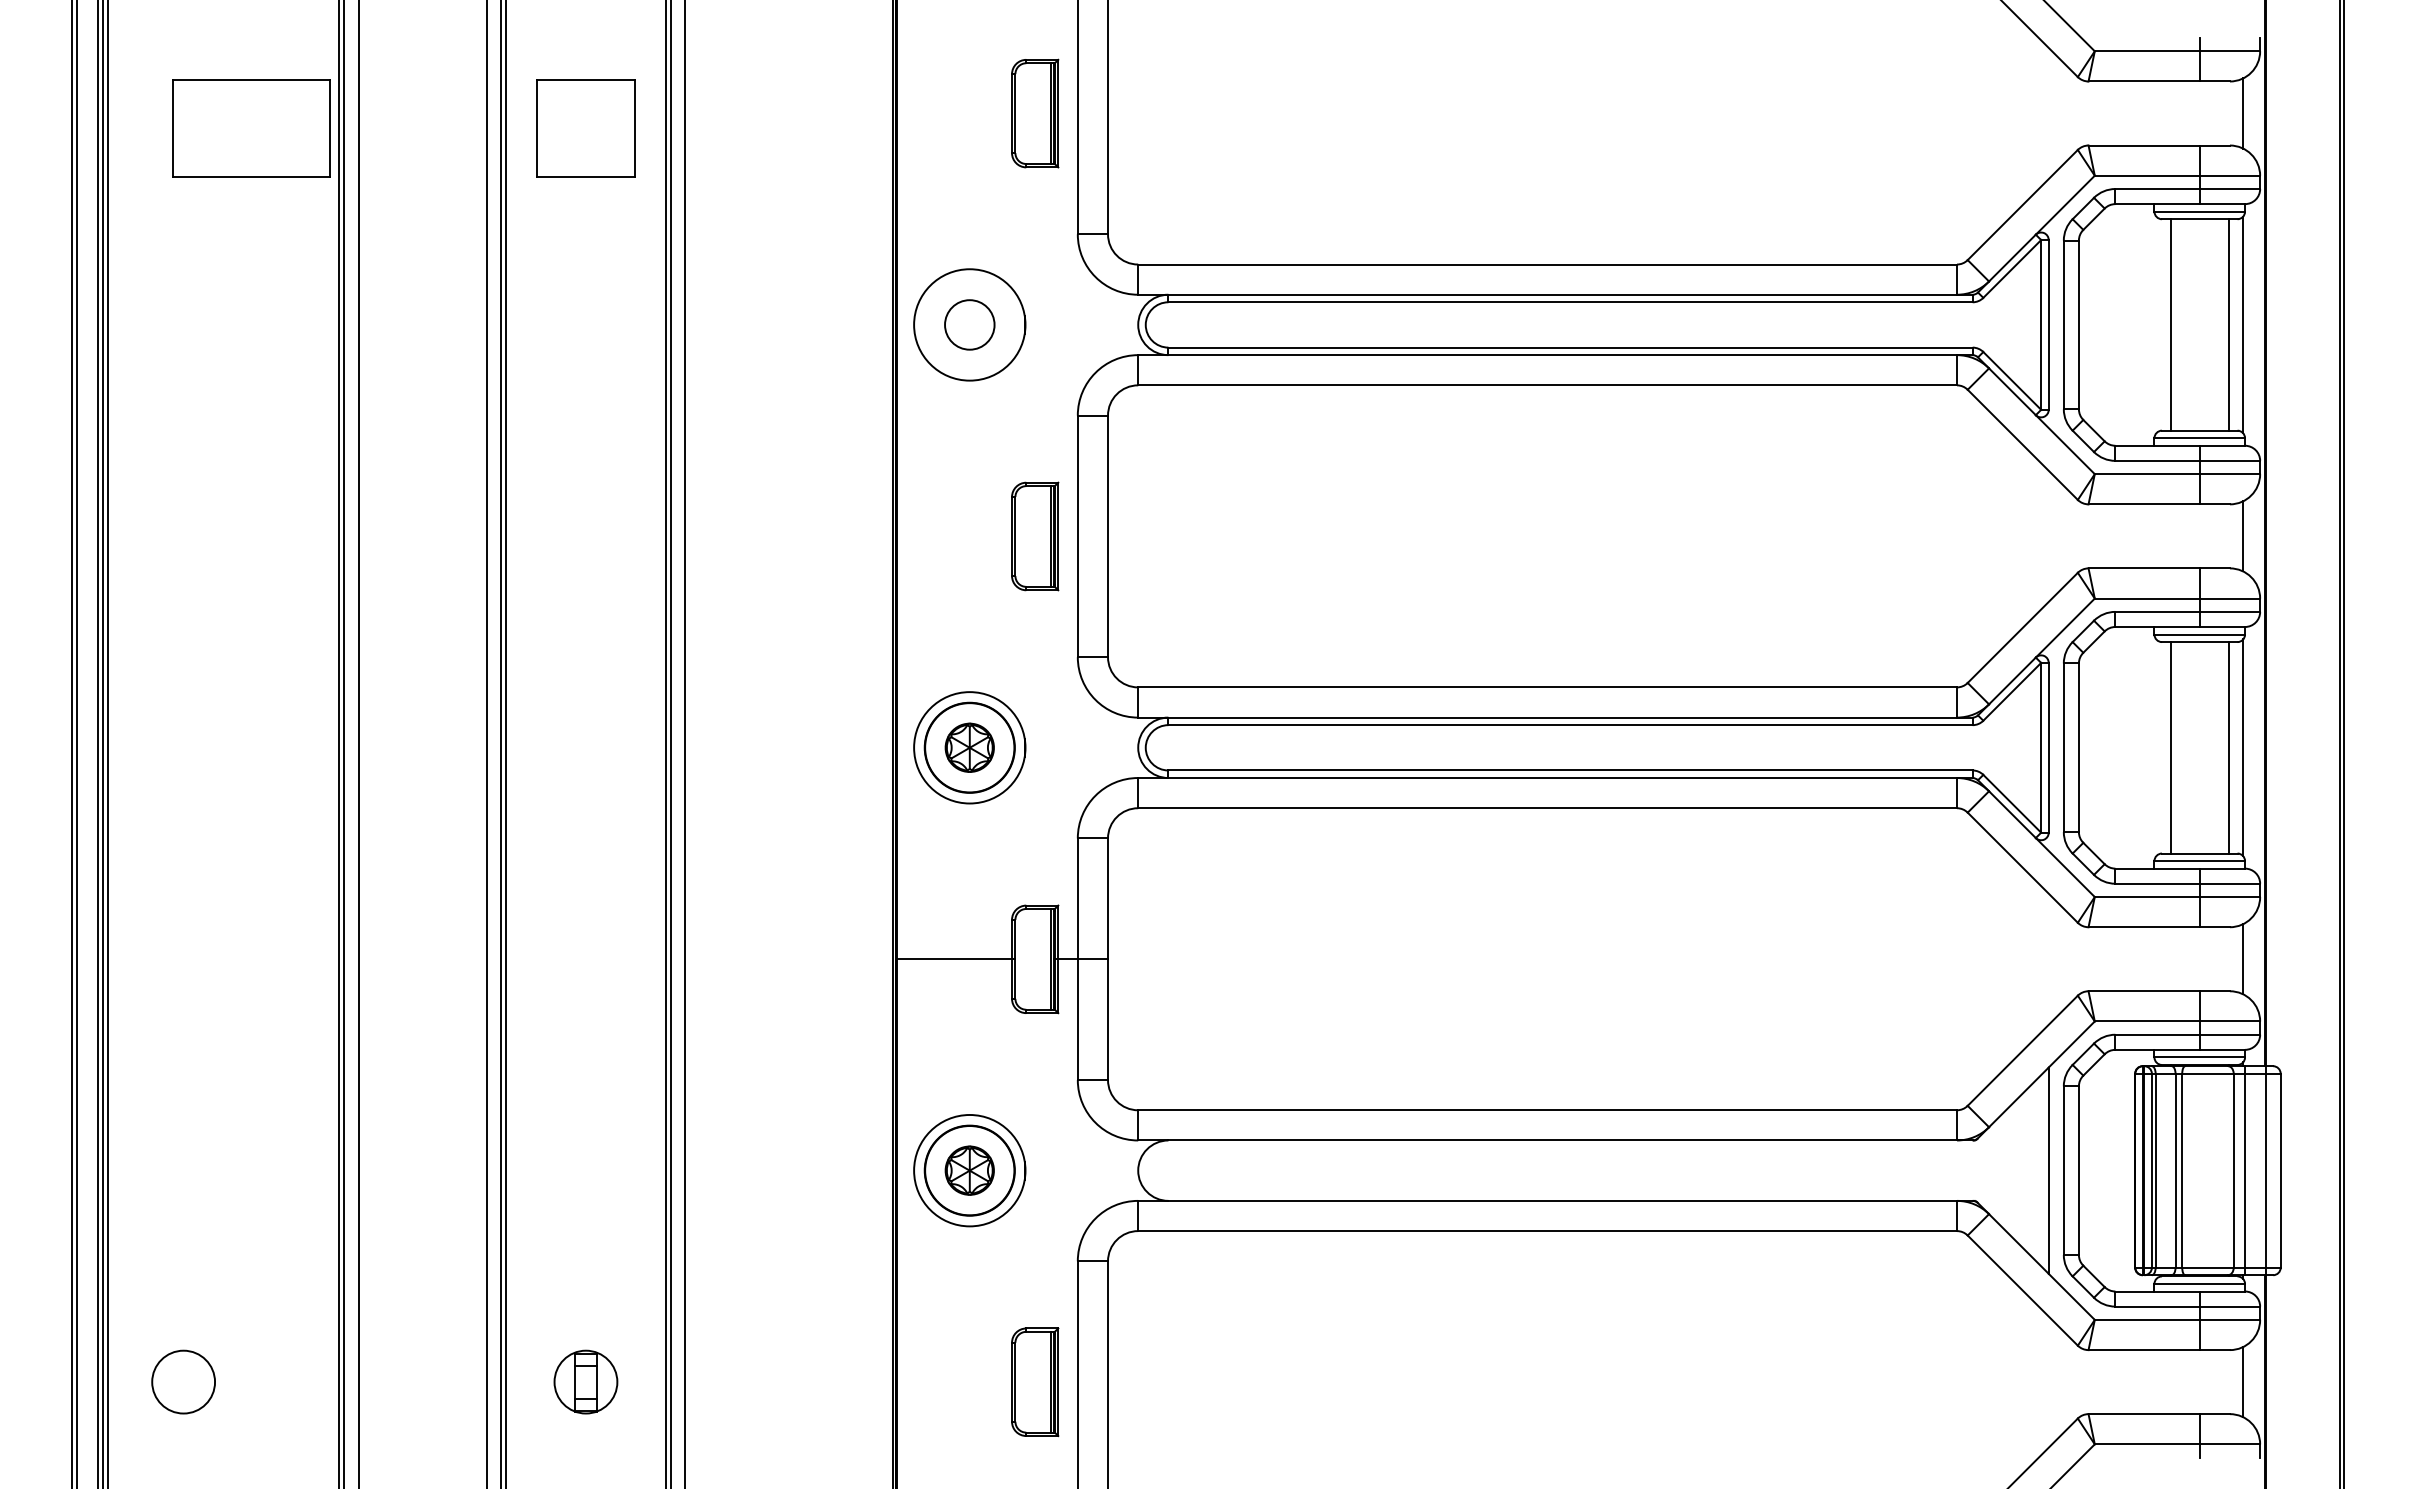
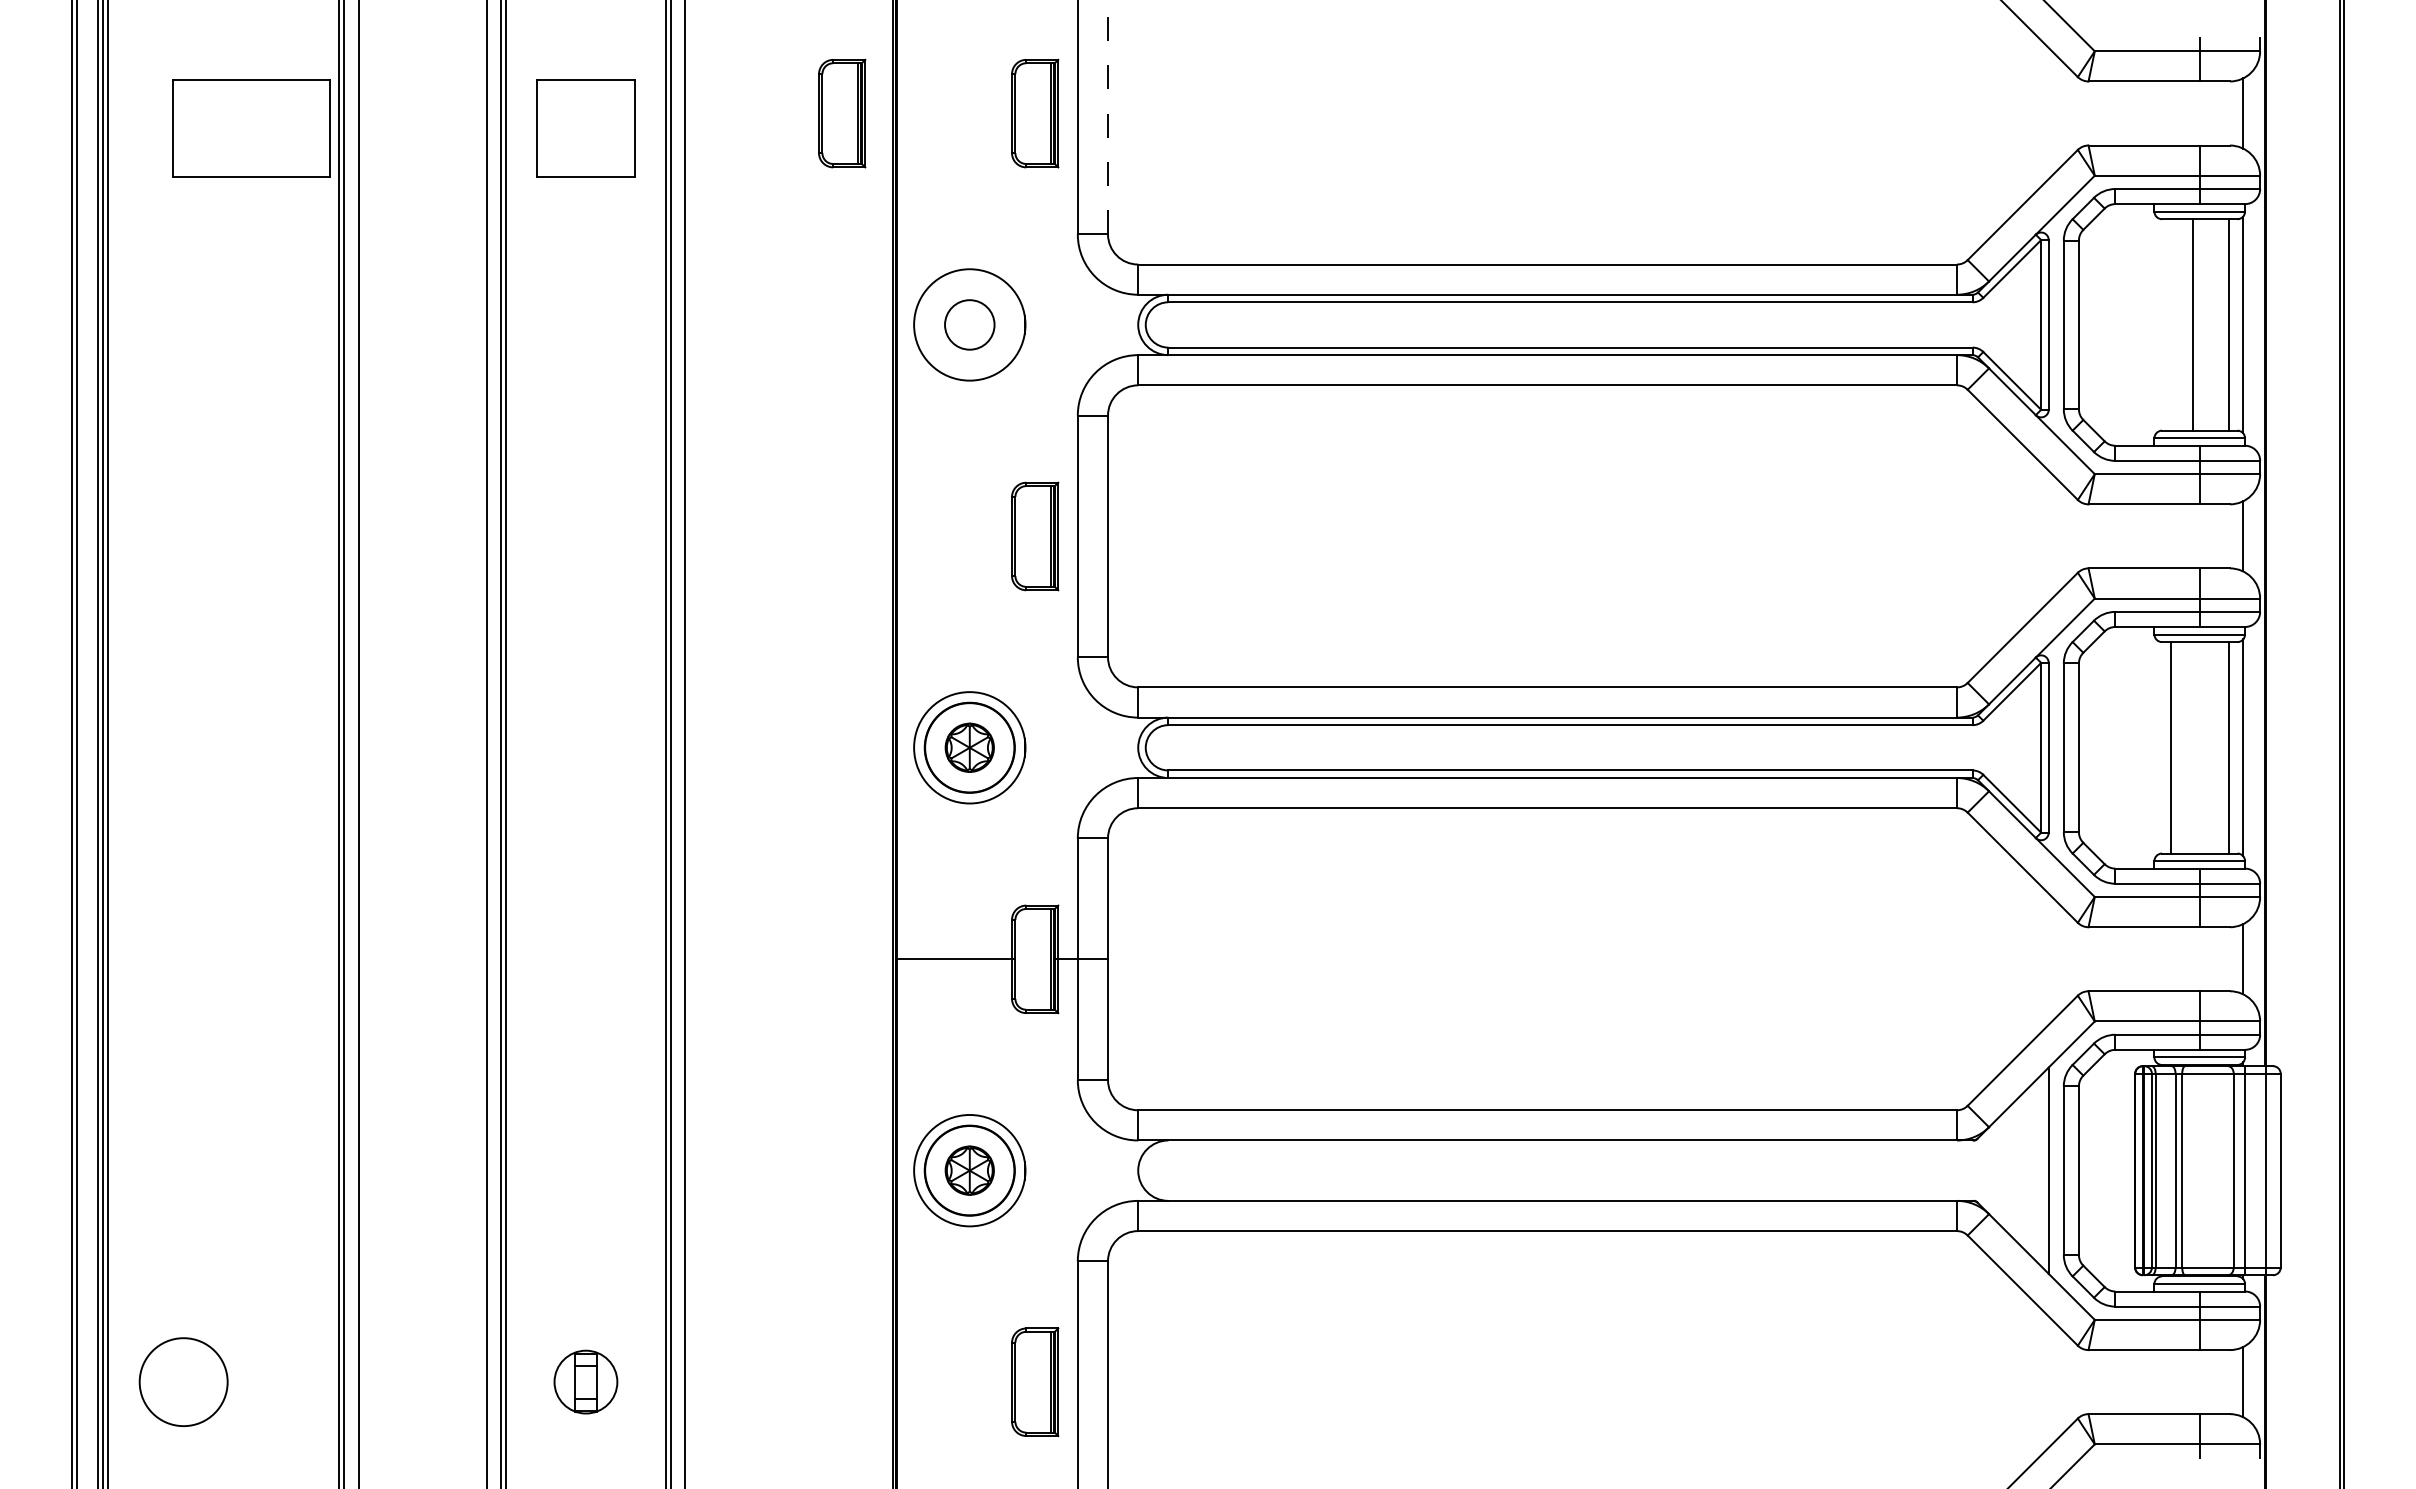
part: none -> present (842, 113)
line: solid -> dashed (1108, 117)
line position: (2170, 324) -> (2192, 324) (2192, 324)
circle size: 65x66 px -> 91x90 px (183, 1381)
